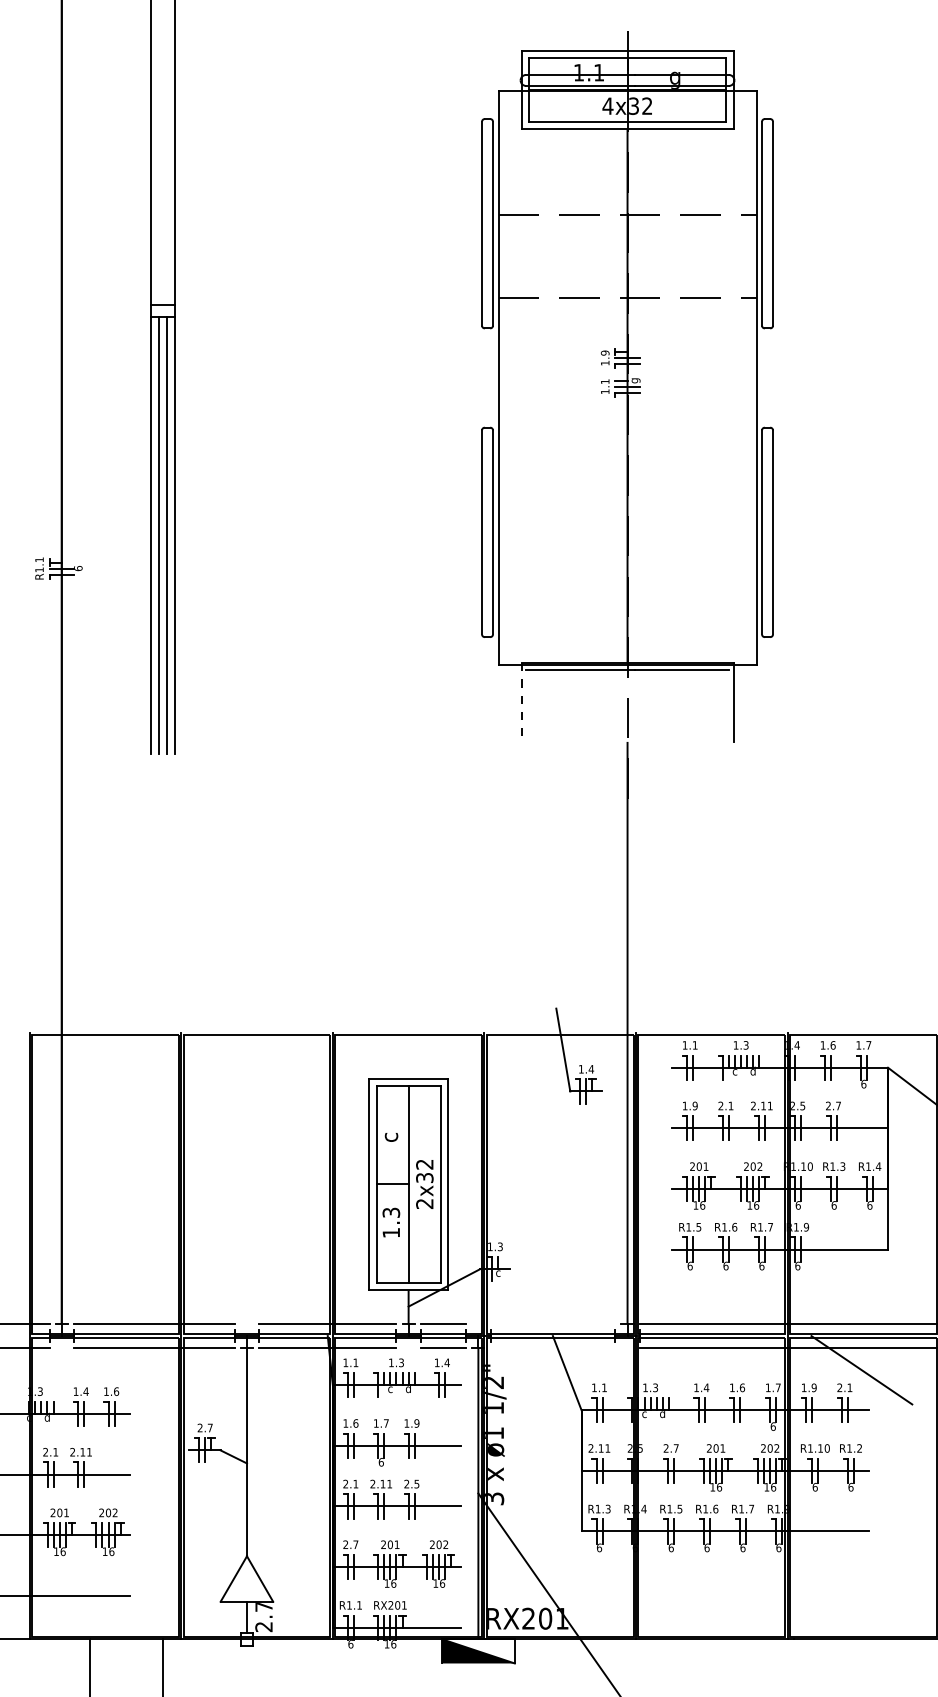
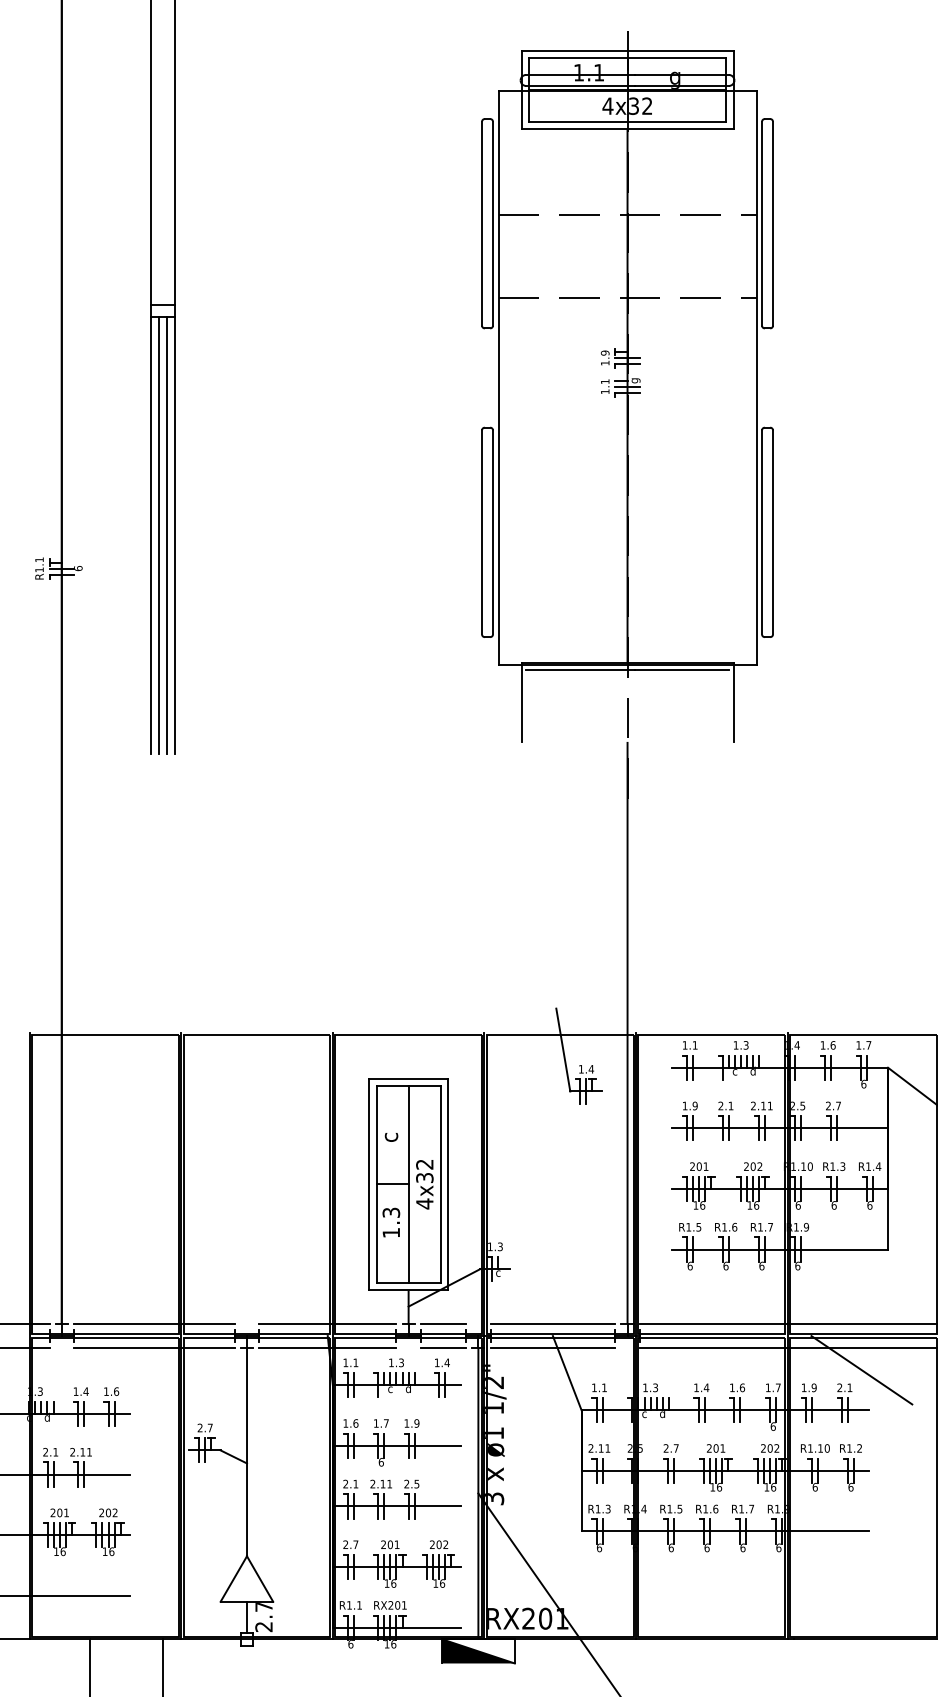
line: dashed -> solid (521, 702)
text: 2x32 -> 4x32 (424, 1203)
line: none -> present (552, 1323)
line: none -> present (552, 1348)
